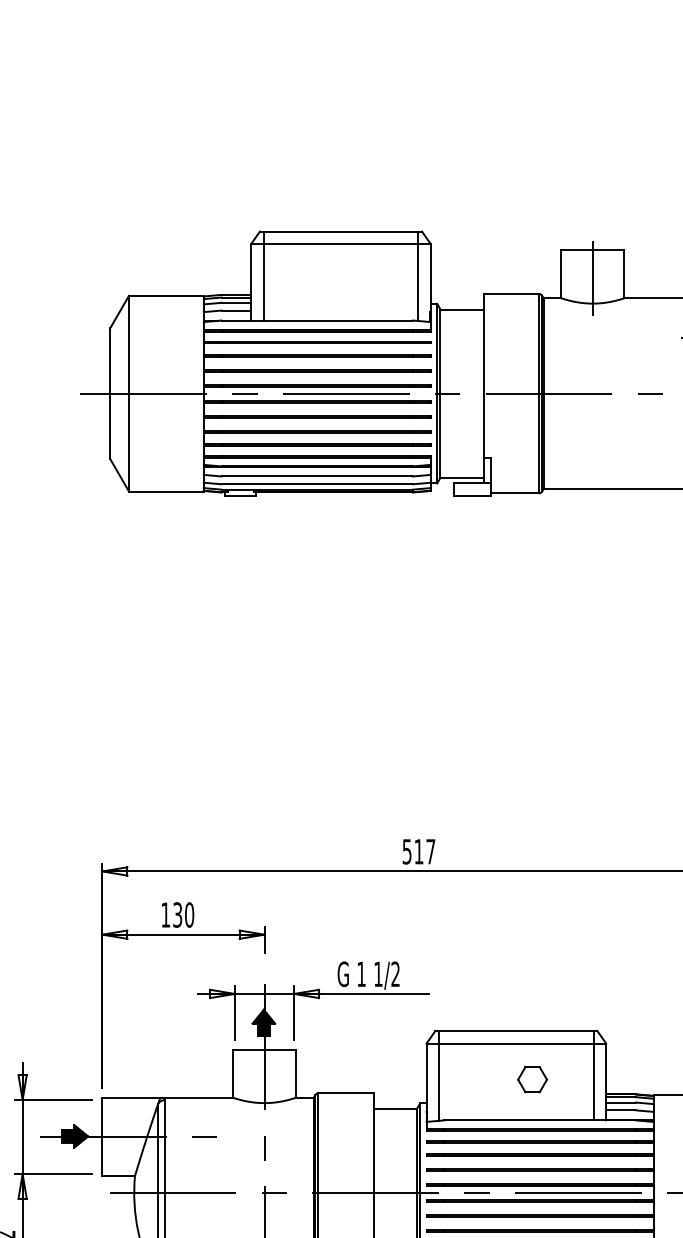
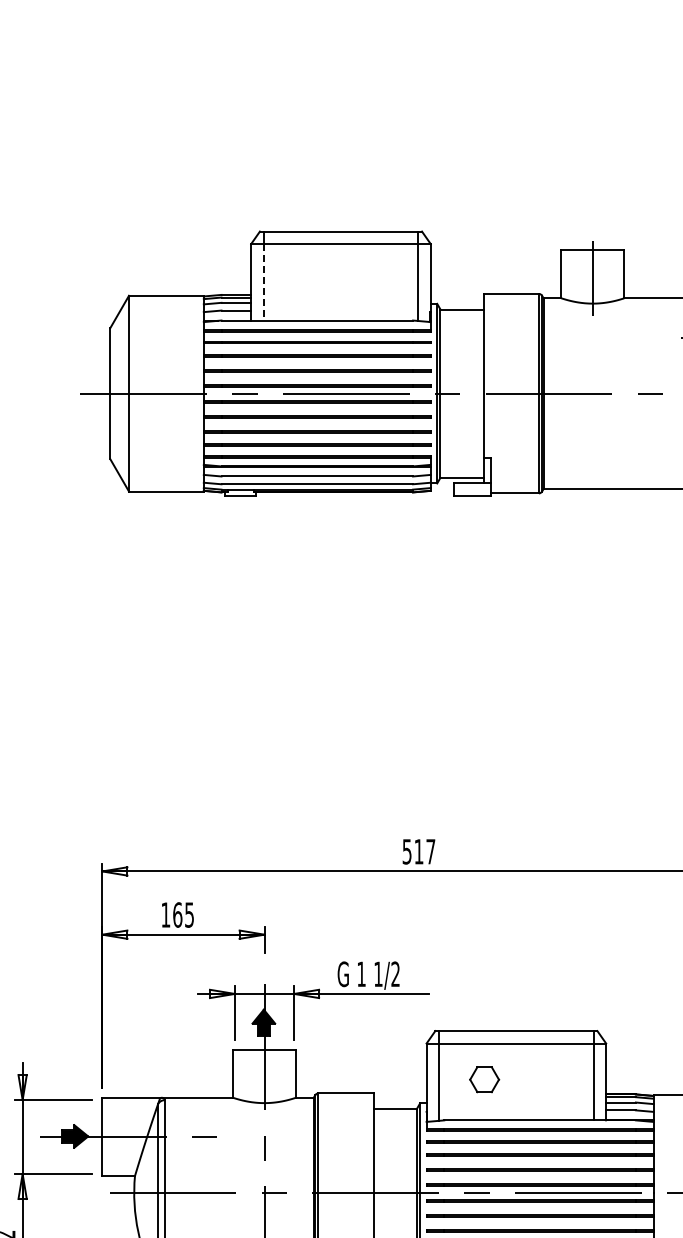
line: solid -> dashed (263, 282)
text: 130 -> 165 (183, 914)
part position: (532, 1079) -> (484, 1079) (484, 1079)
